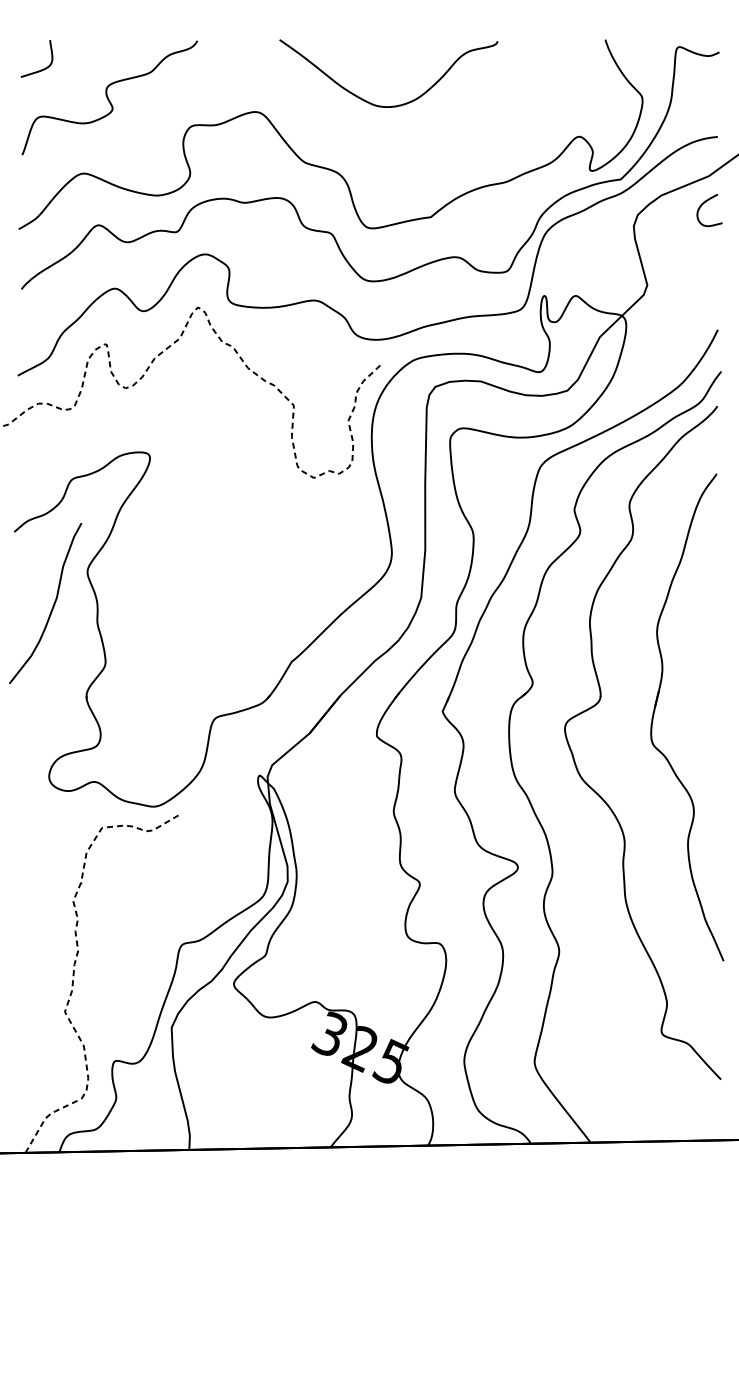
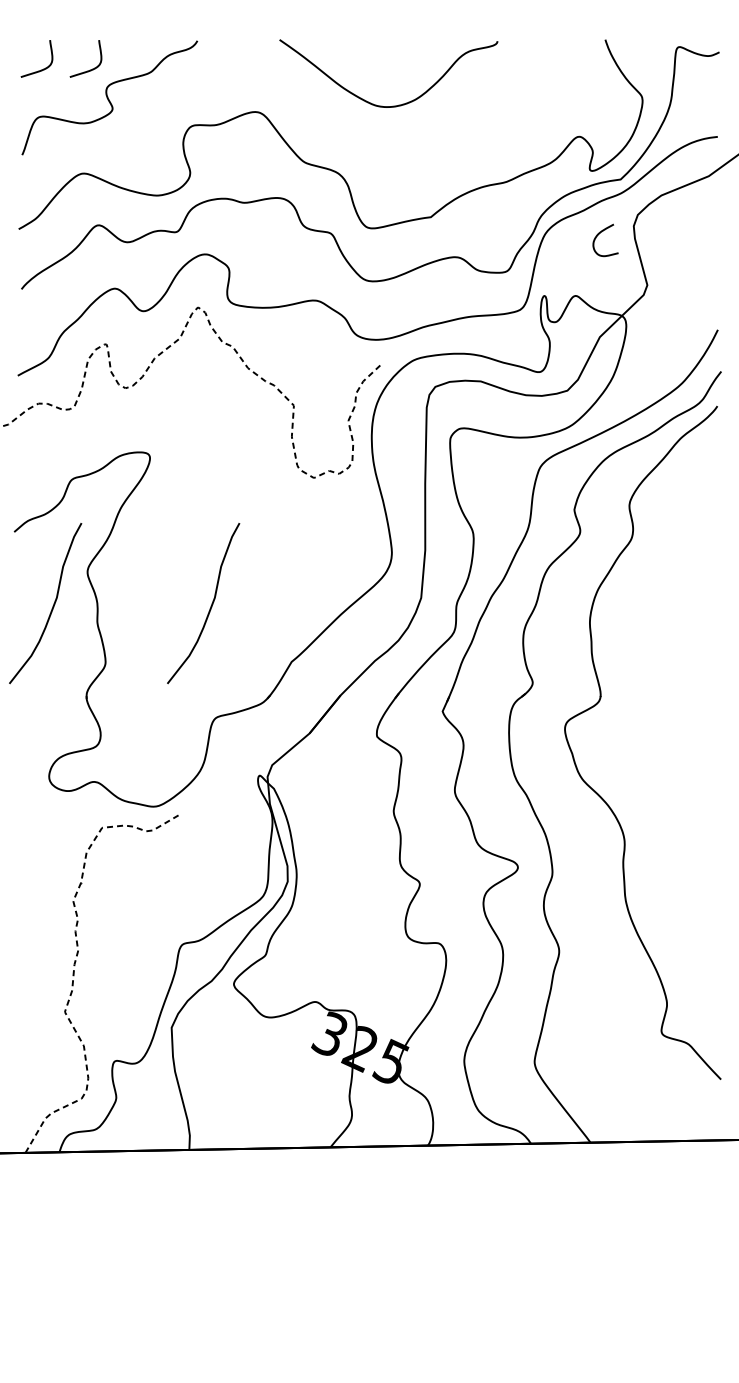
curve: none -> present (90, 69)
curve position: (703, 204) -> (599, 234) (599, 234)
curve: none -> present (210, 606)
part: present -> none (655, 710)
